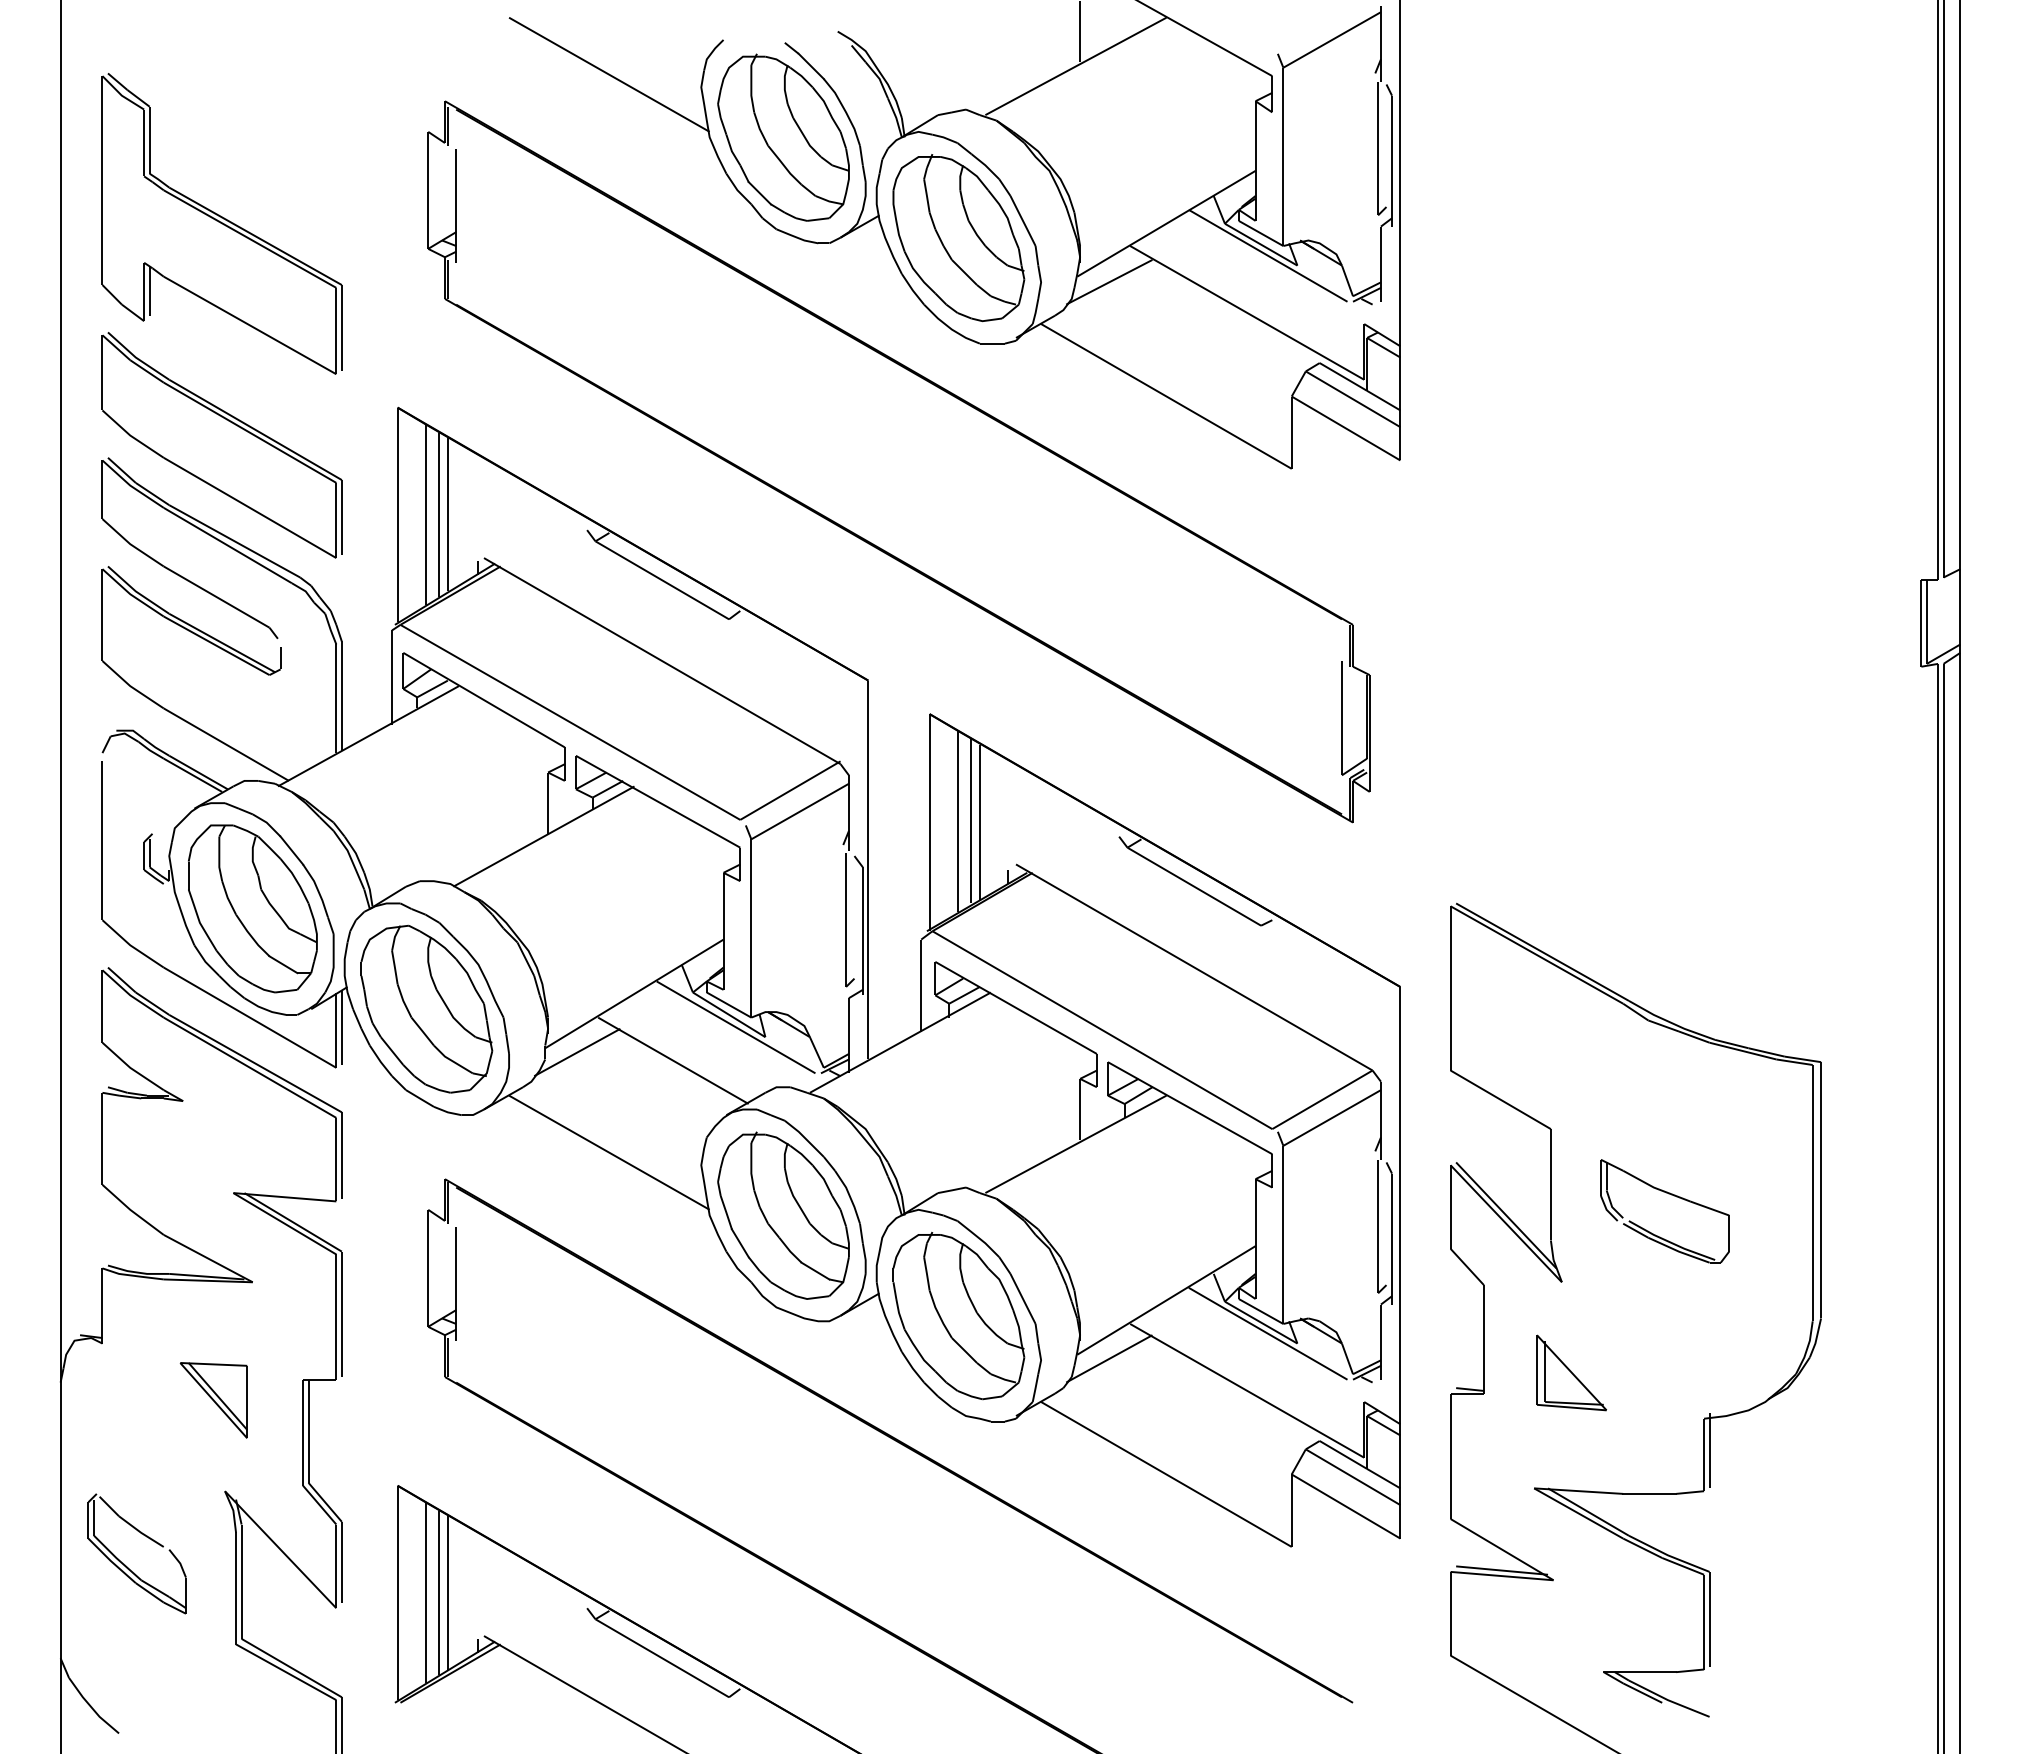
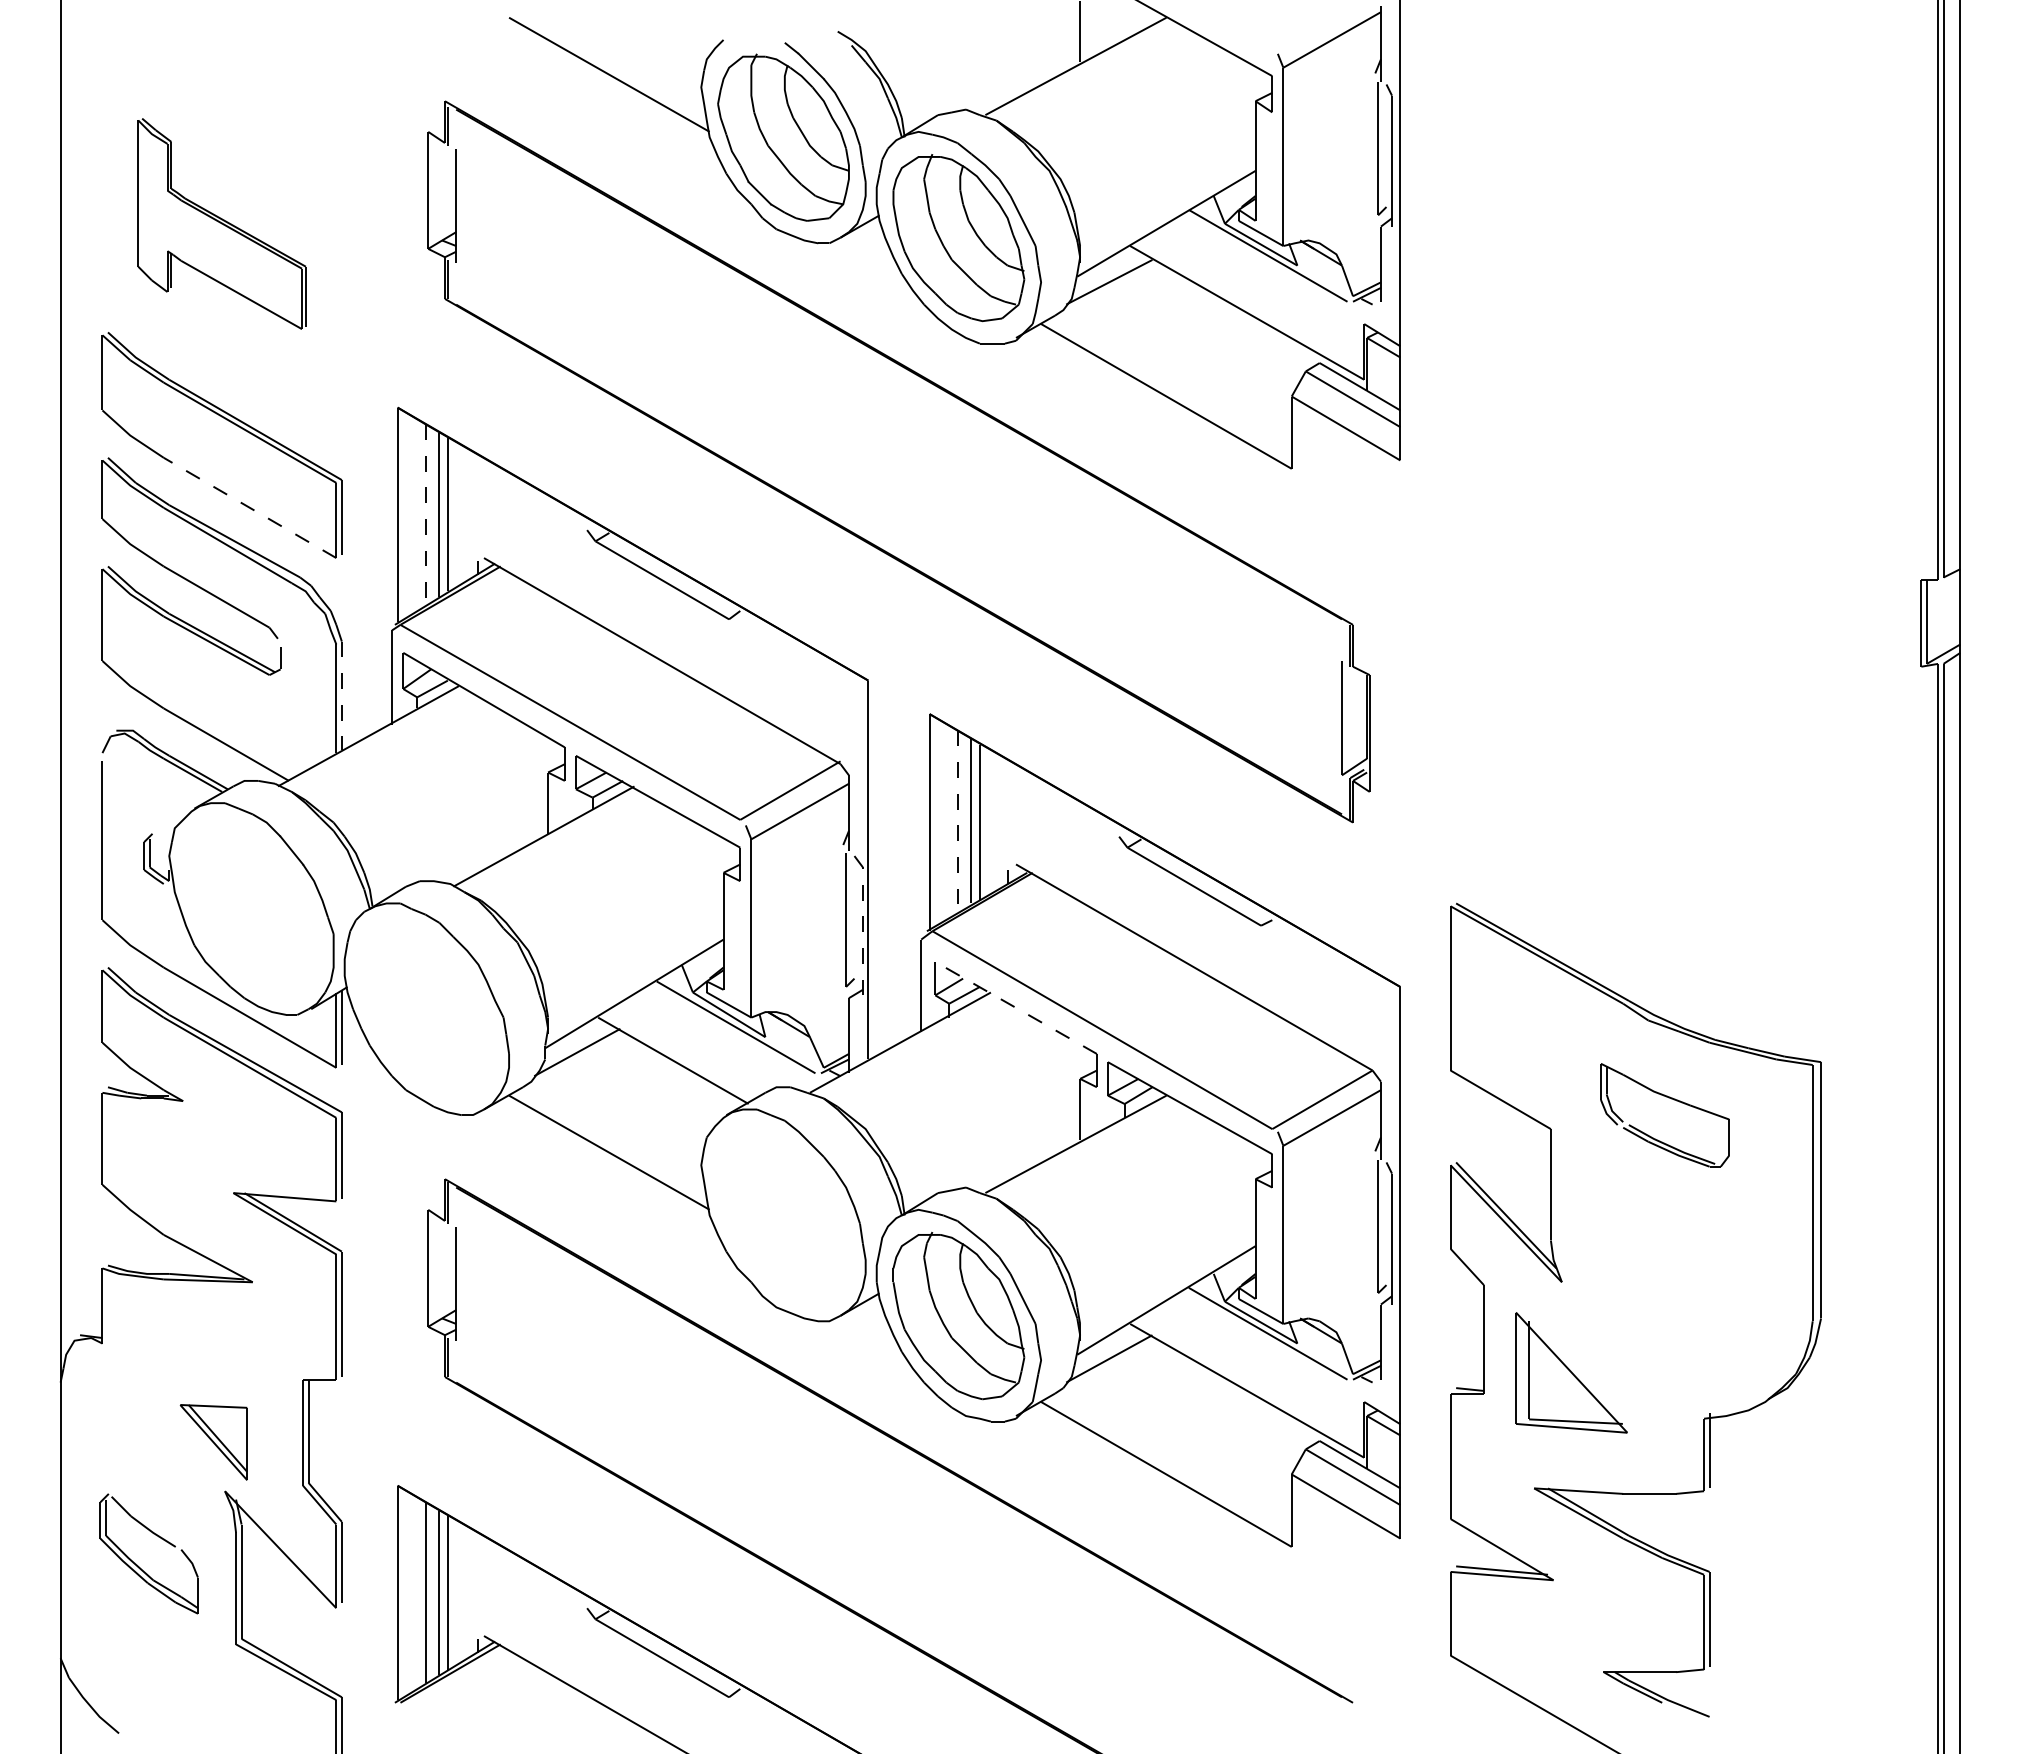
part size: 242x302 px -> 170x212 px (221, 223)
line: solid -> dashed (250, 507)
line: solid -> dashed (425, 514)
line: solid -> dashed (341, 696)
line: solid -> dashed (957, 821)
part: present -> none (252, 908)
line: solid -> dashed (862, 930)
line: solid -> dashed (1016, 1007)
part: present -> none (426, 1008)
part position: (1668, 1194) -> (1668, 1098) (1668, 1098)
part: present -> none (783, 1215)
part size: 72x78 px -> 113x122 px (1571, 1372)
part position: (213, 1400) -> (213, 1442) (213, 1442)
part position: (125, 1564) -> (137, 1564) (137, 1564)
